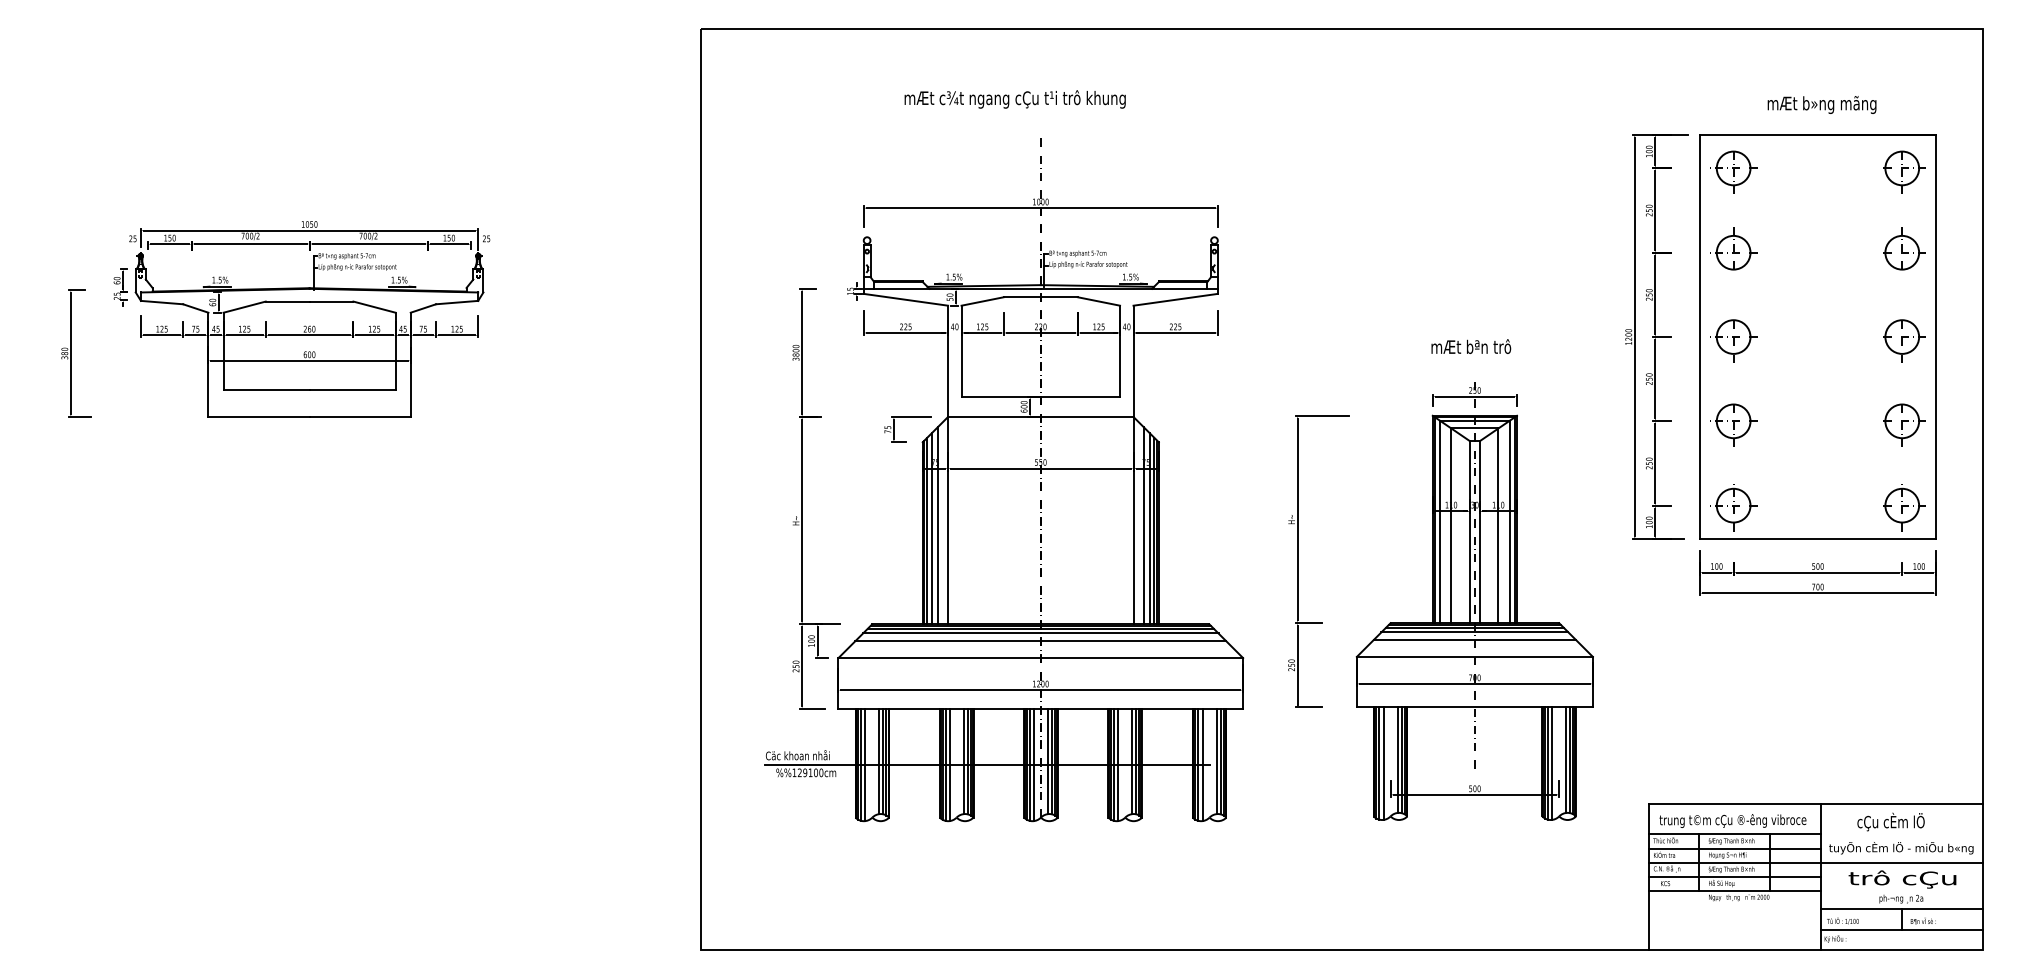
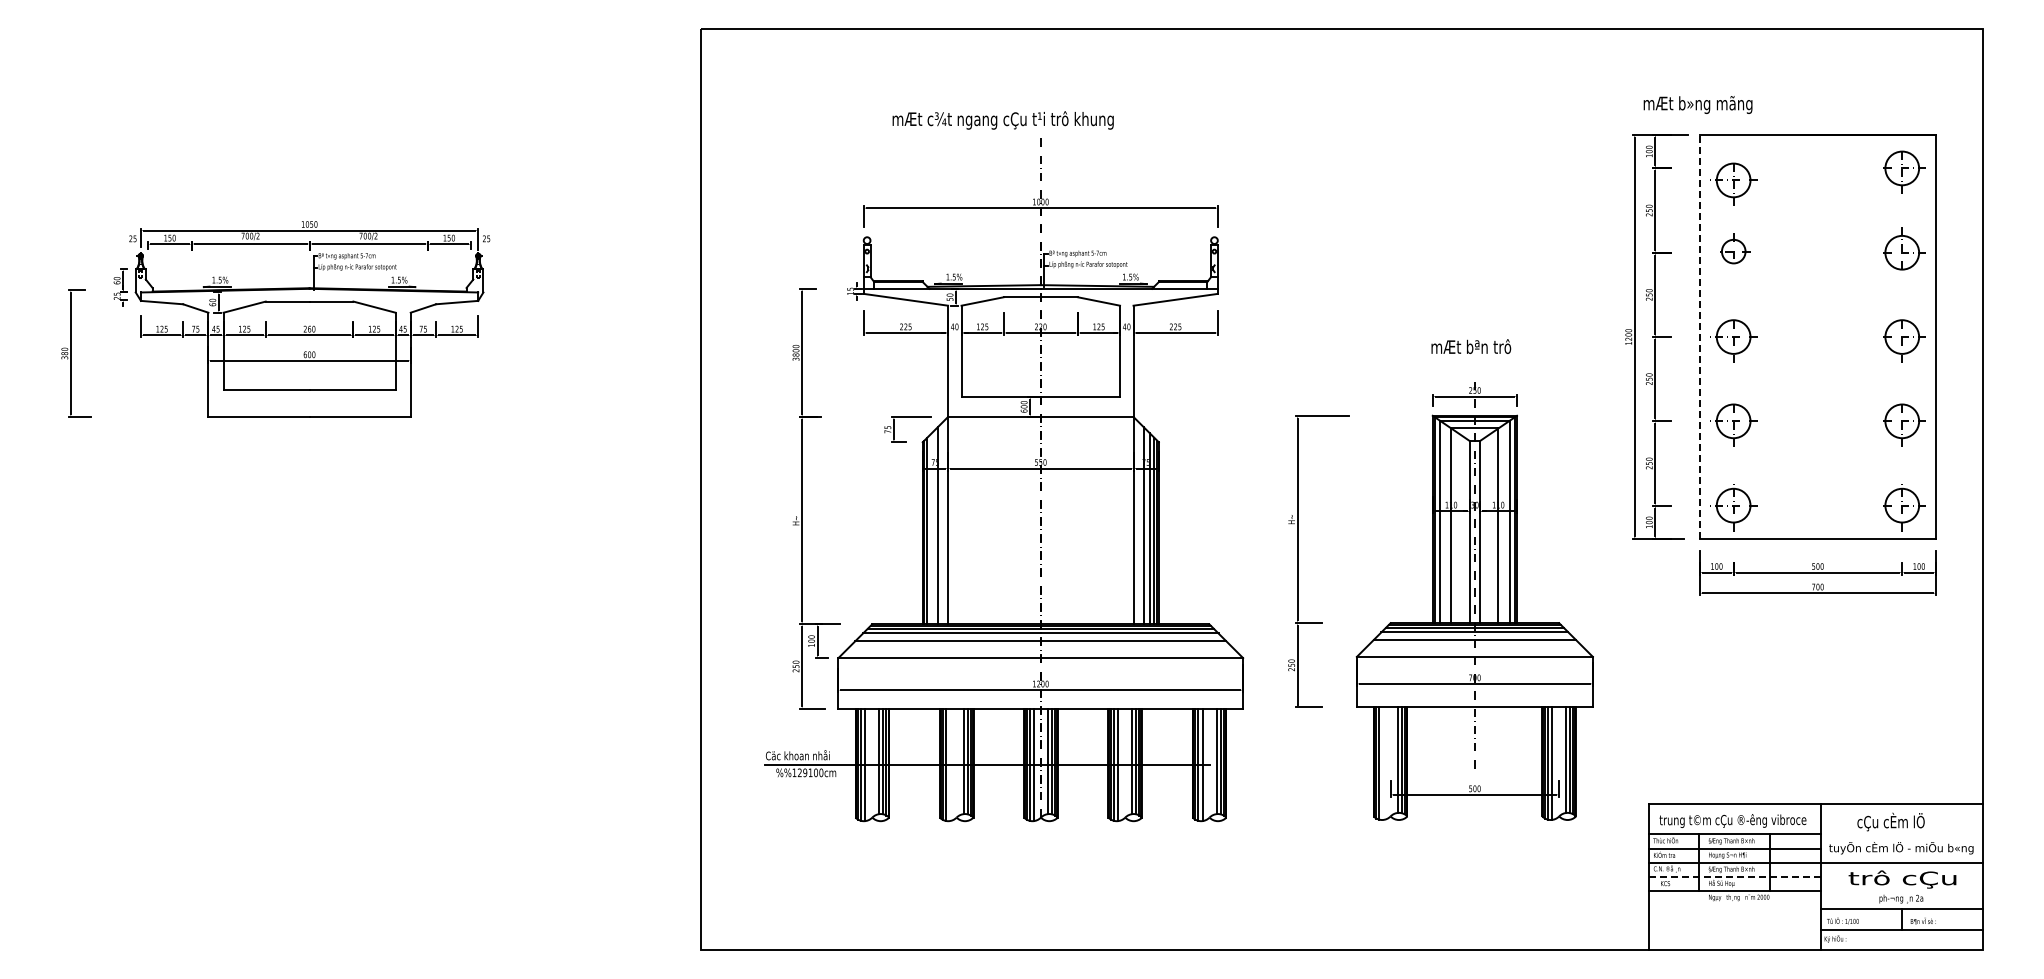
text position: (1014, 99) -> (1002, 120) (1002, 120)
text position: (1821, 104) -> (1697, 104) (1697, 104)
part position: (1733, 171) -> (1733, 183) (1733, 183)
part size: 48x44 px -> 31x32 px (1735, 248)
line: solid -> dashed (1699, 336)
line: present -> none (932, 528)
line: present -> none (1383, 763)
line: present -> none (949, 764)
line: solid -> dashed (1734, 876)
